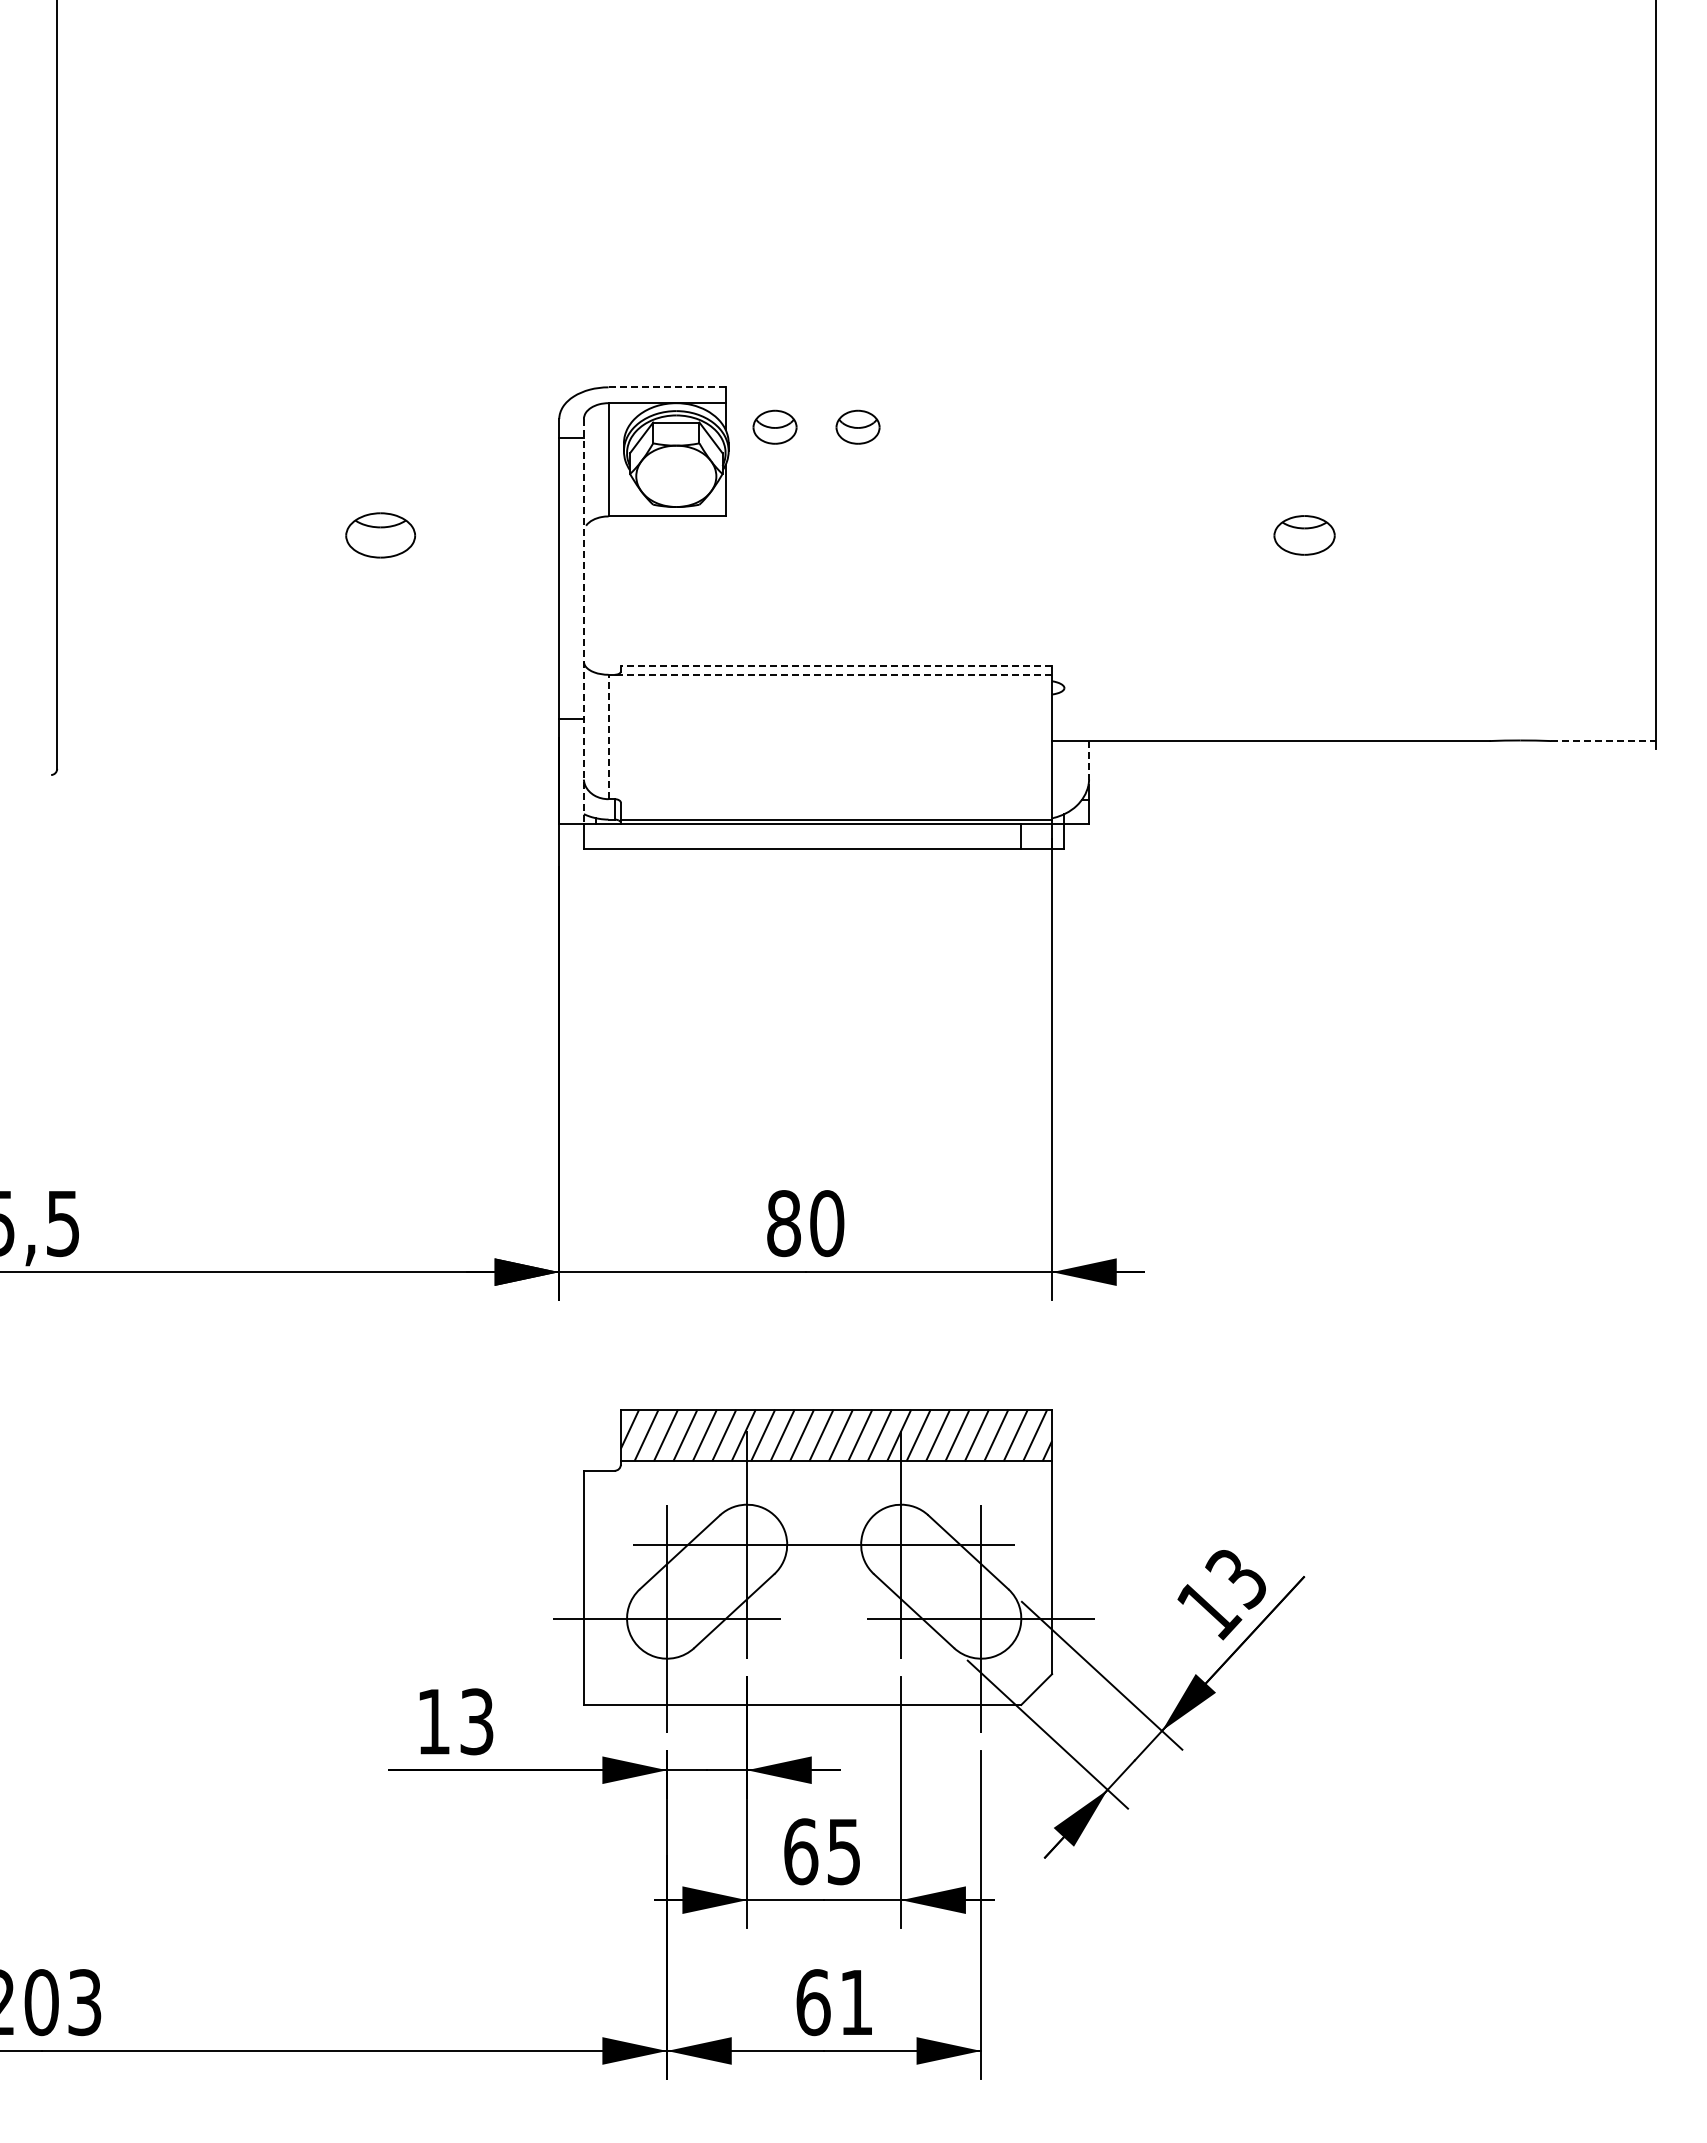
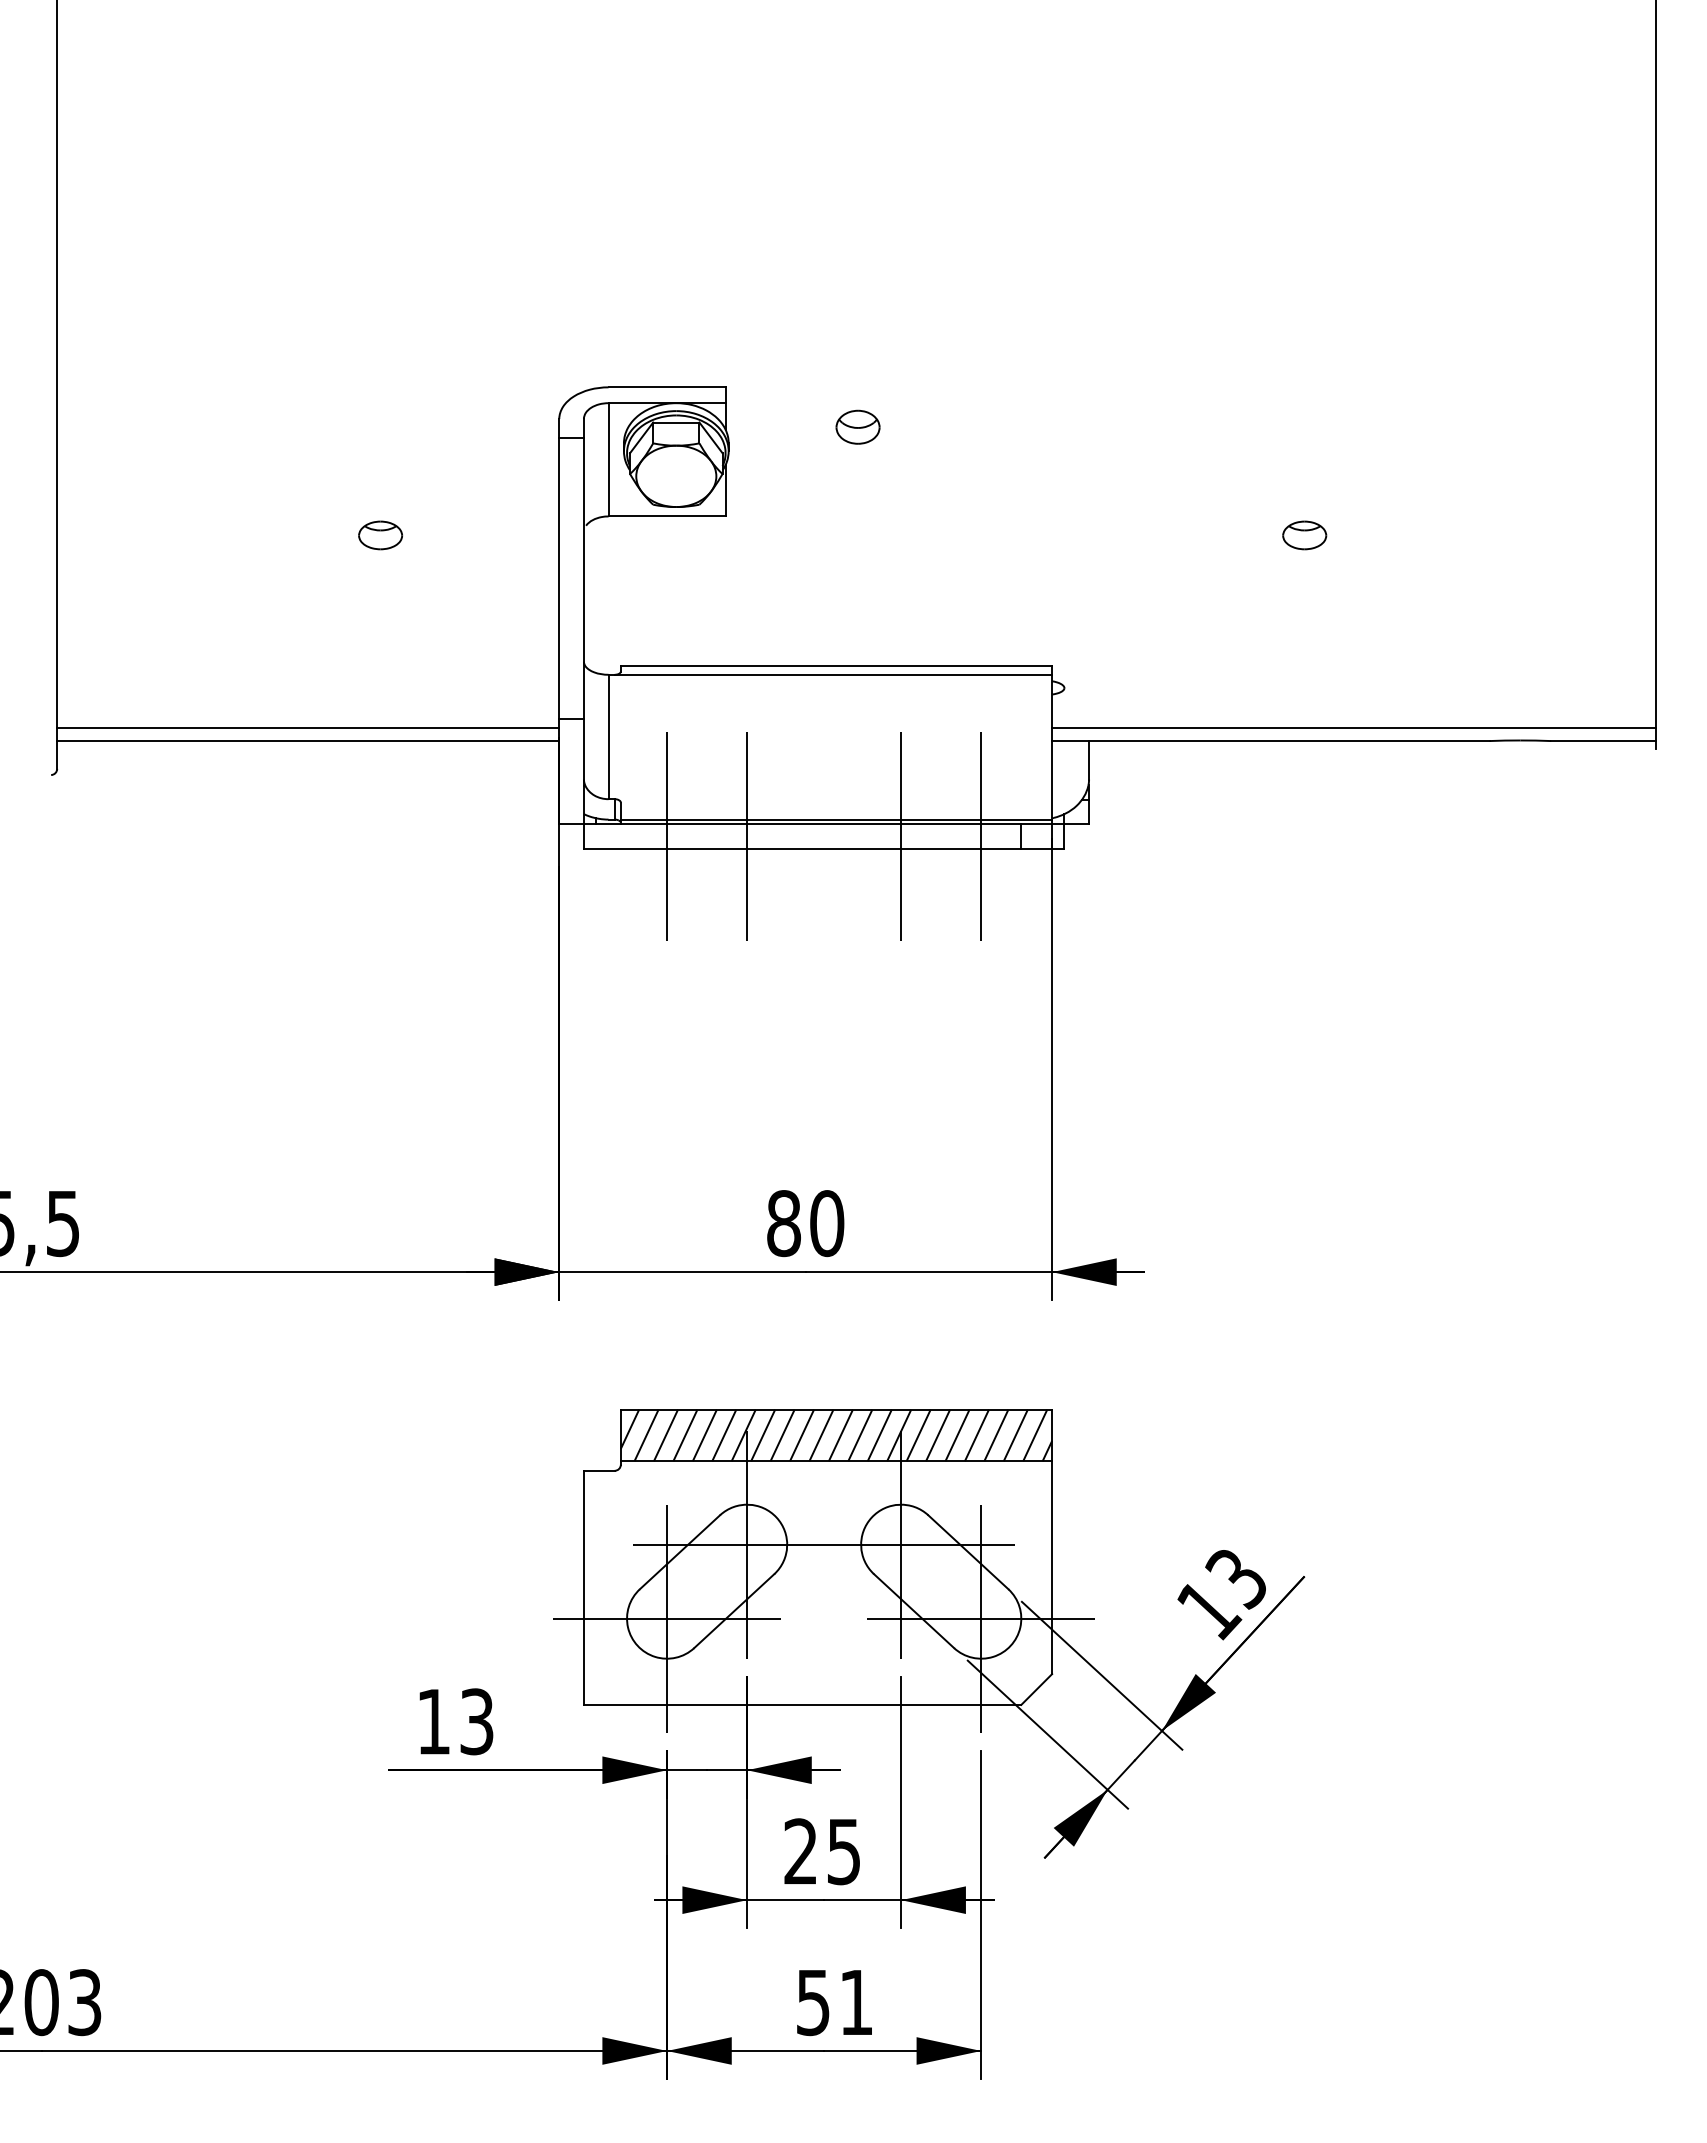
line: dashed -> solid (667, 387)
part: present -> none (774, 426)
part size: 71x47 px -> 45x31 px (380, 535)
part size: 63x41 px -> 46x31 px (1304, 535)
line: dashed -> solid (583, 621)
line: dashed -> solid (836, 666)
line: dashed -> solid (833, 674)
line: none -> present (308, 727)
line: none -> present (1353, 727)
line: dashed -> solid (608, 736)
line: none -> present (308, 741)
line: dashed -> solid (1604, 741)
line: dashed -> solid (1089, 760)
line: none -> present (667, 836)
line: none -> present (747, 836)
line: none -> present (901, 836)
line: none -> present (981, 836)
text: 65 -> 25 (801, 1851)
text: 61 -> 51 (813, 2002)
